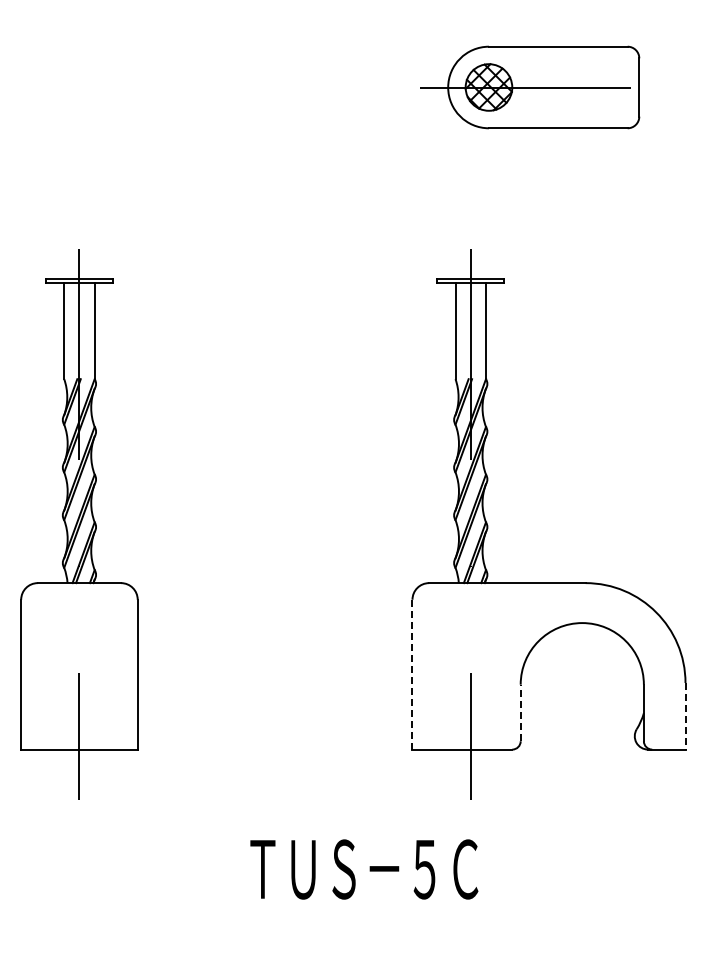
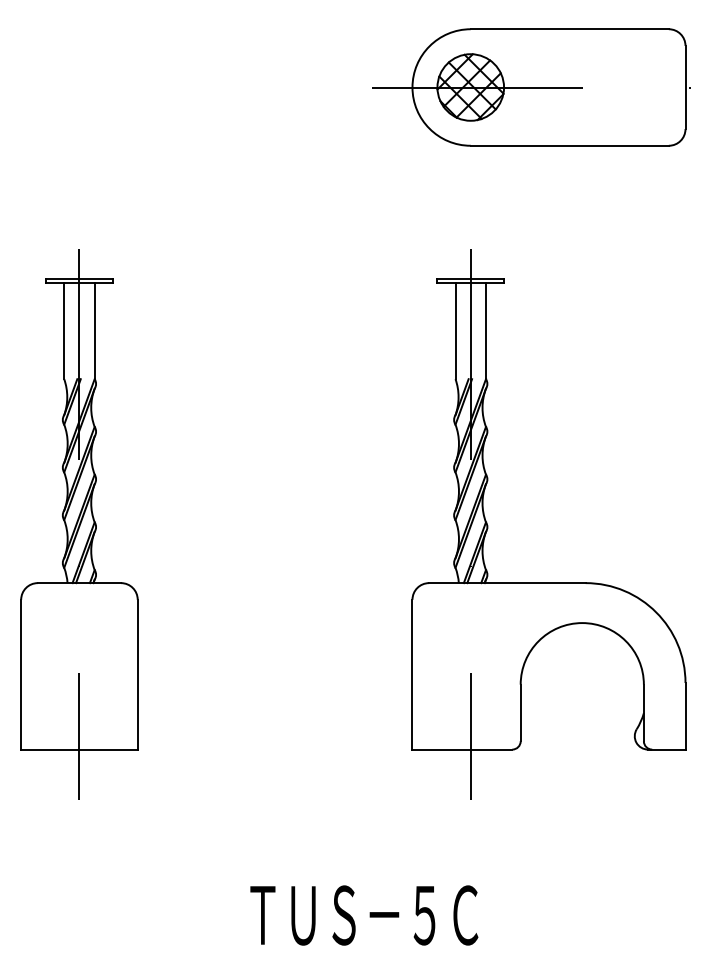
part size: 221x85 px -> 319x119 px (531, 87)
line: dashed -> solid (412, 674)
line: dashed -> solid (520, 712)
line: dashed -> solid (685, 716)
text position: (364, 869) -> (364, 915) (364, 915)
